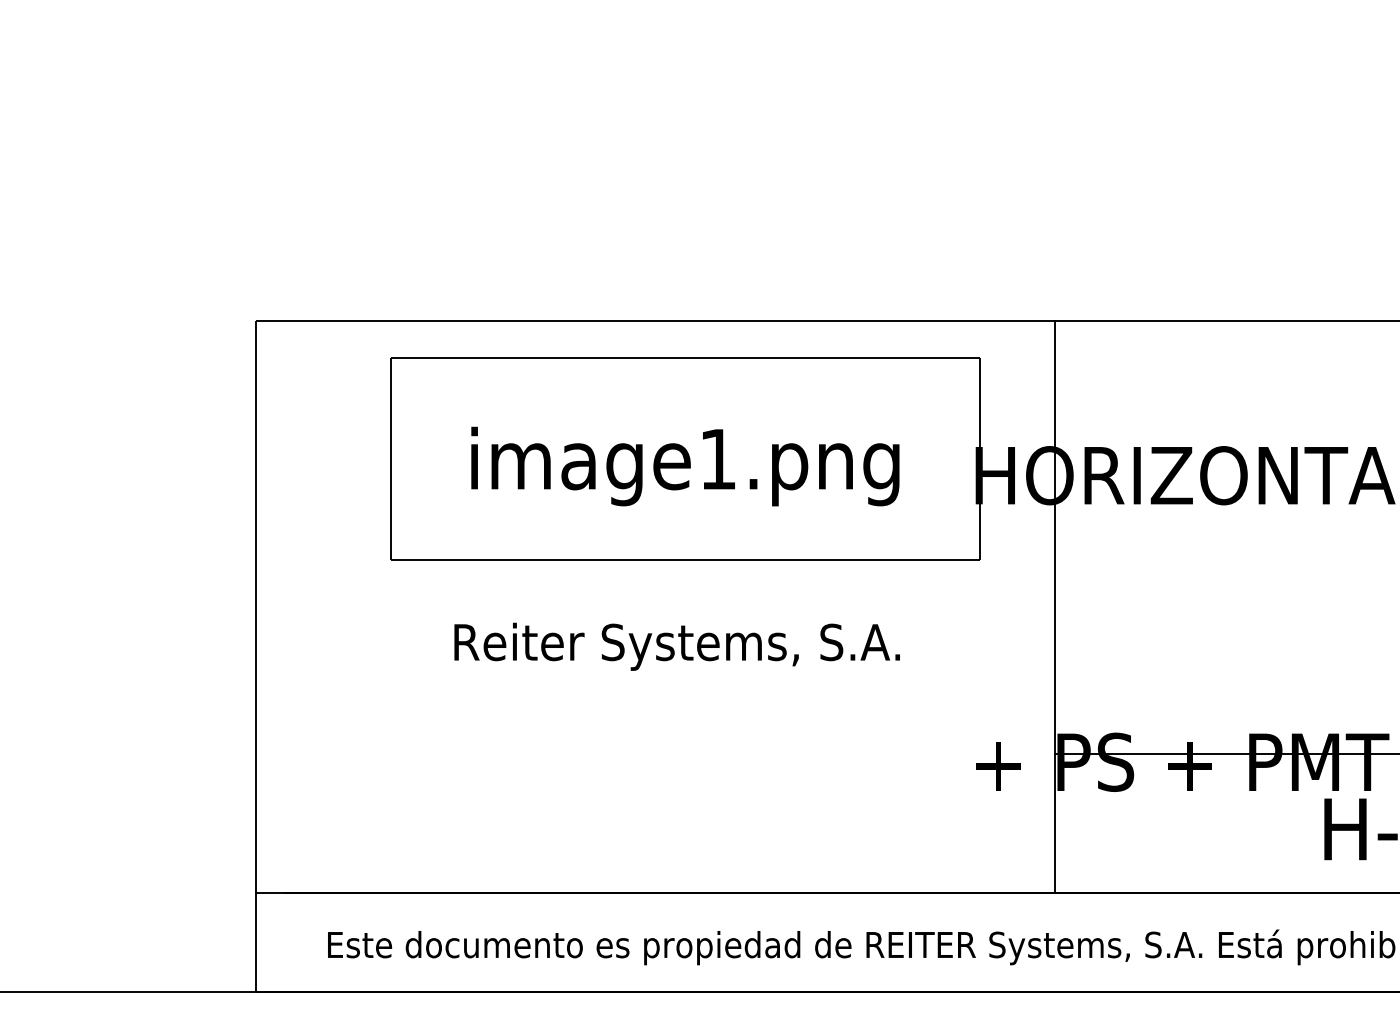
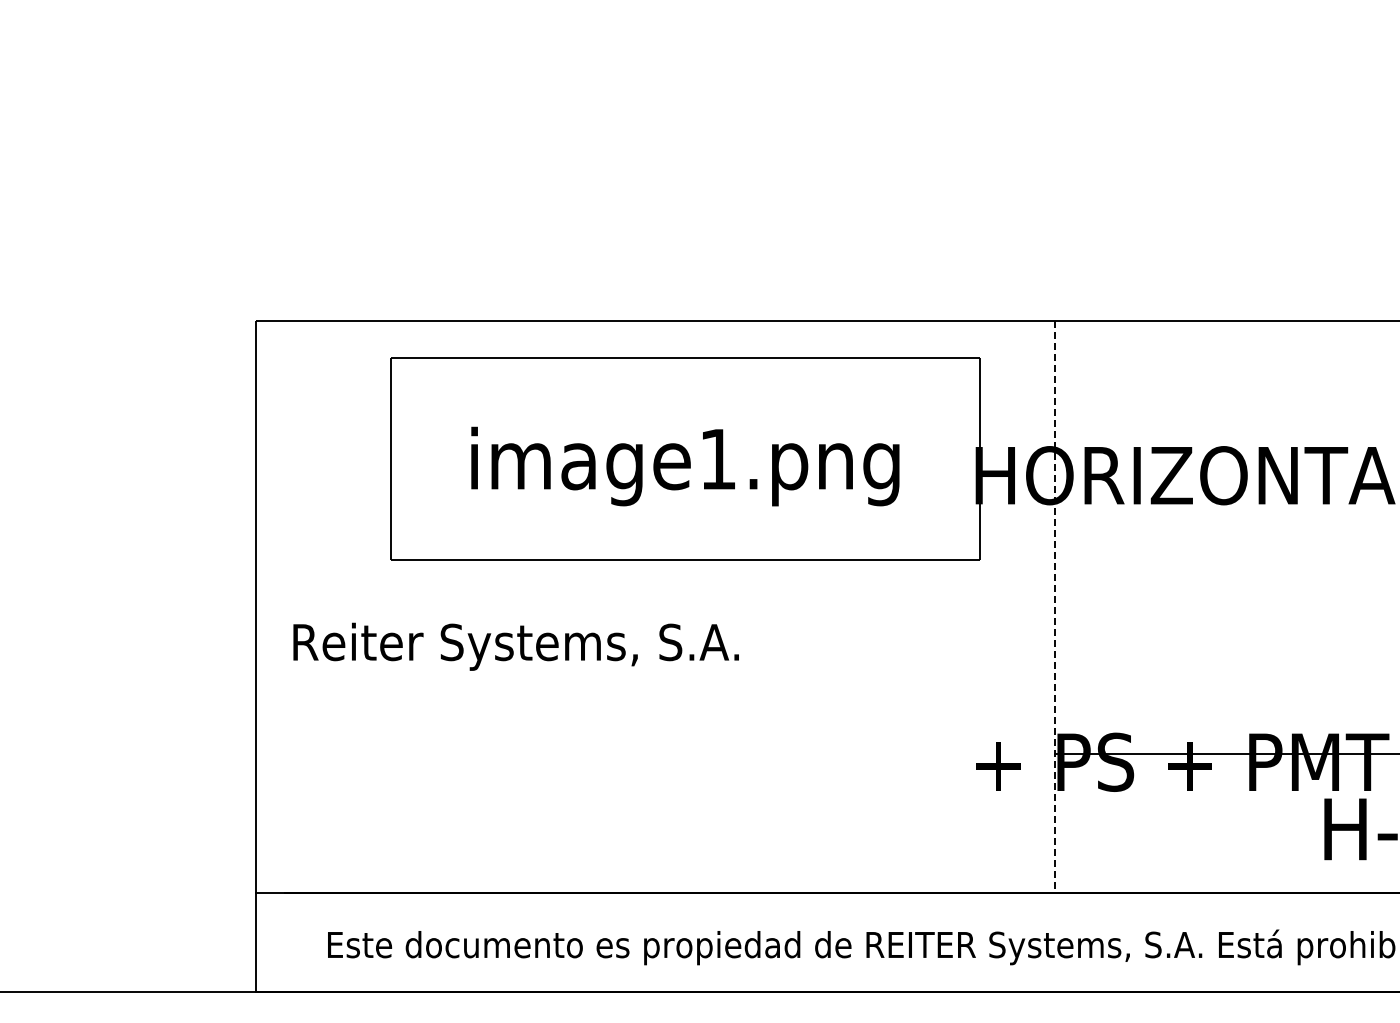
line: solid -> dashed (1054, 607)
text position: (676, 646) -> (515, 646) (515, 646)
